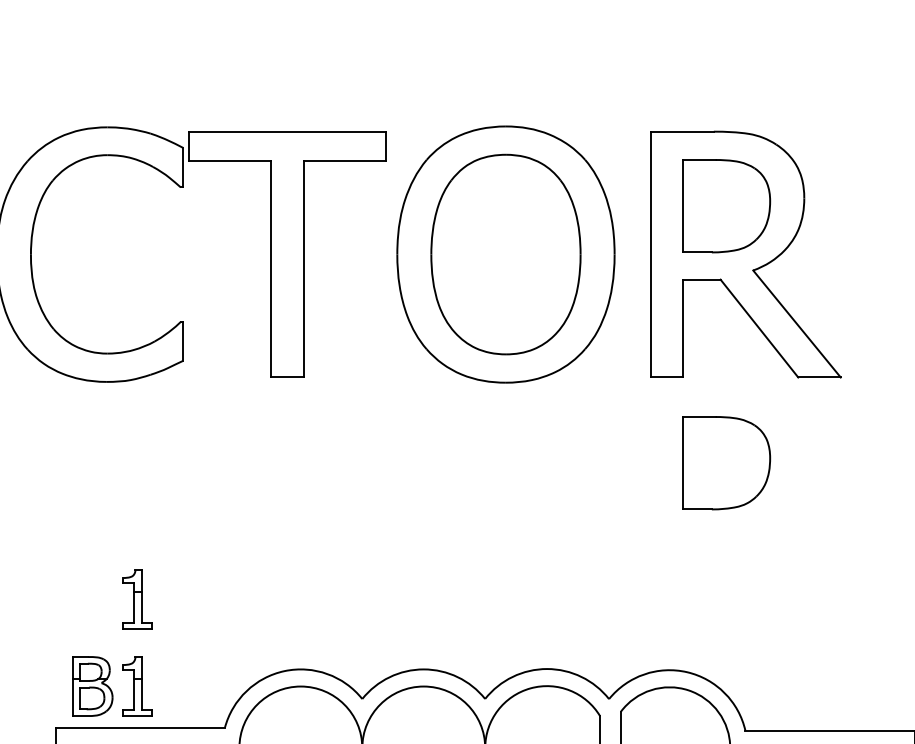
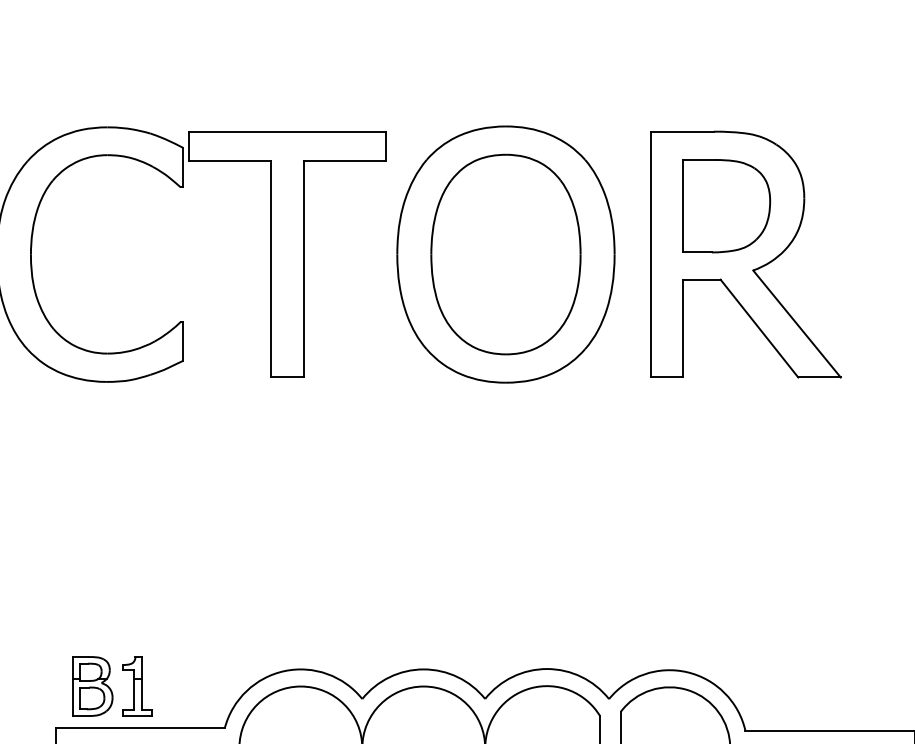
part: present -> none (726, 463)
part: present -> none (137, 599)
